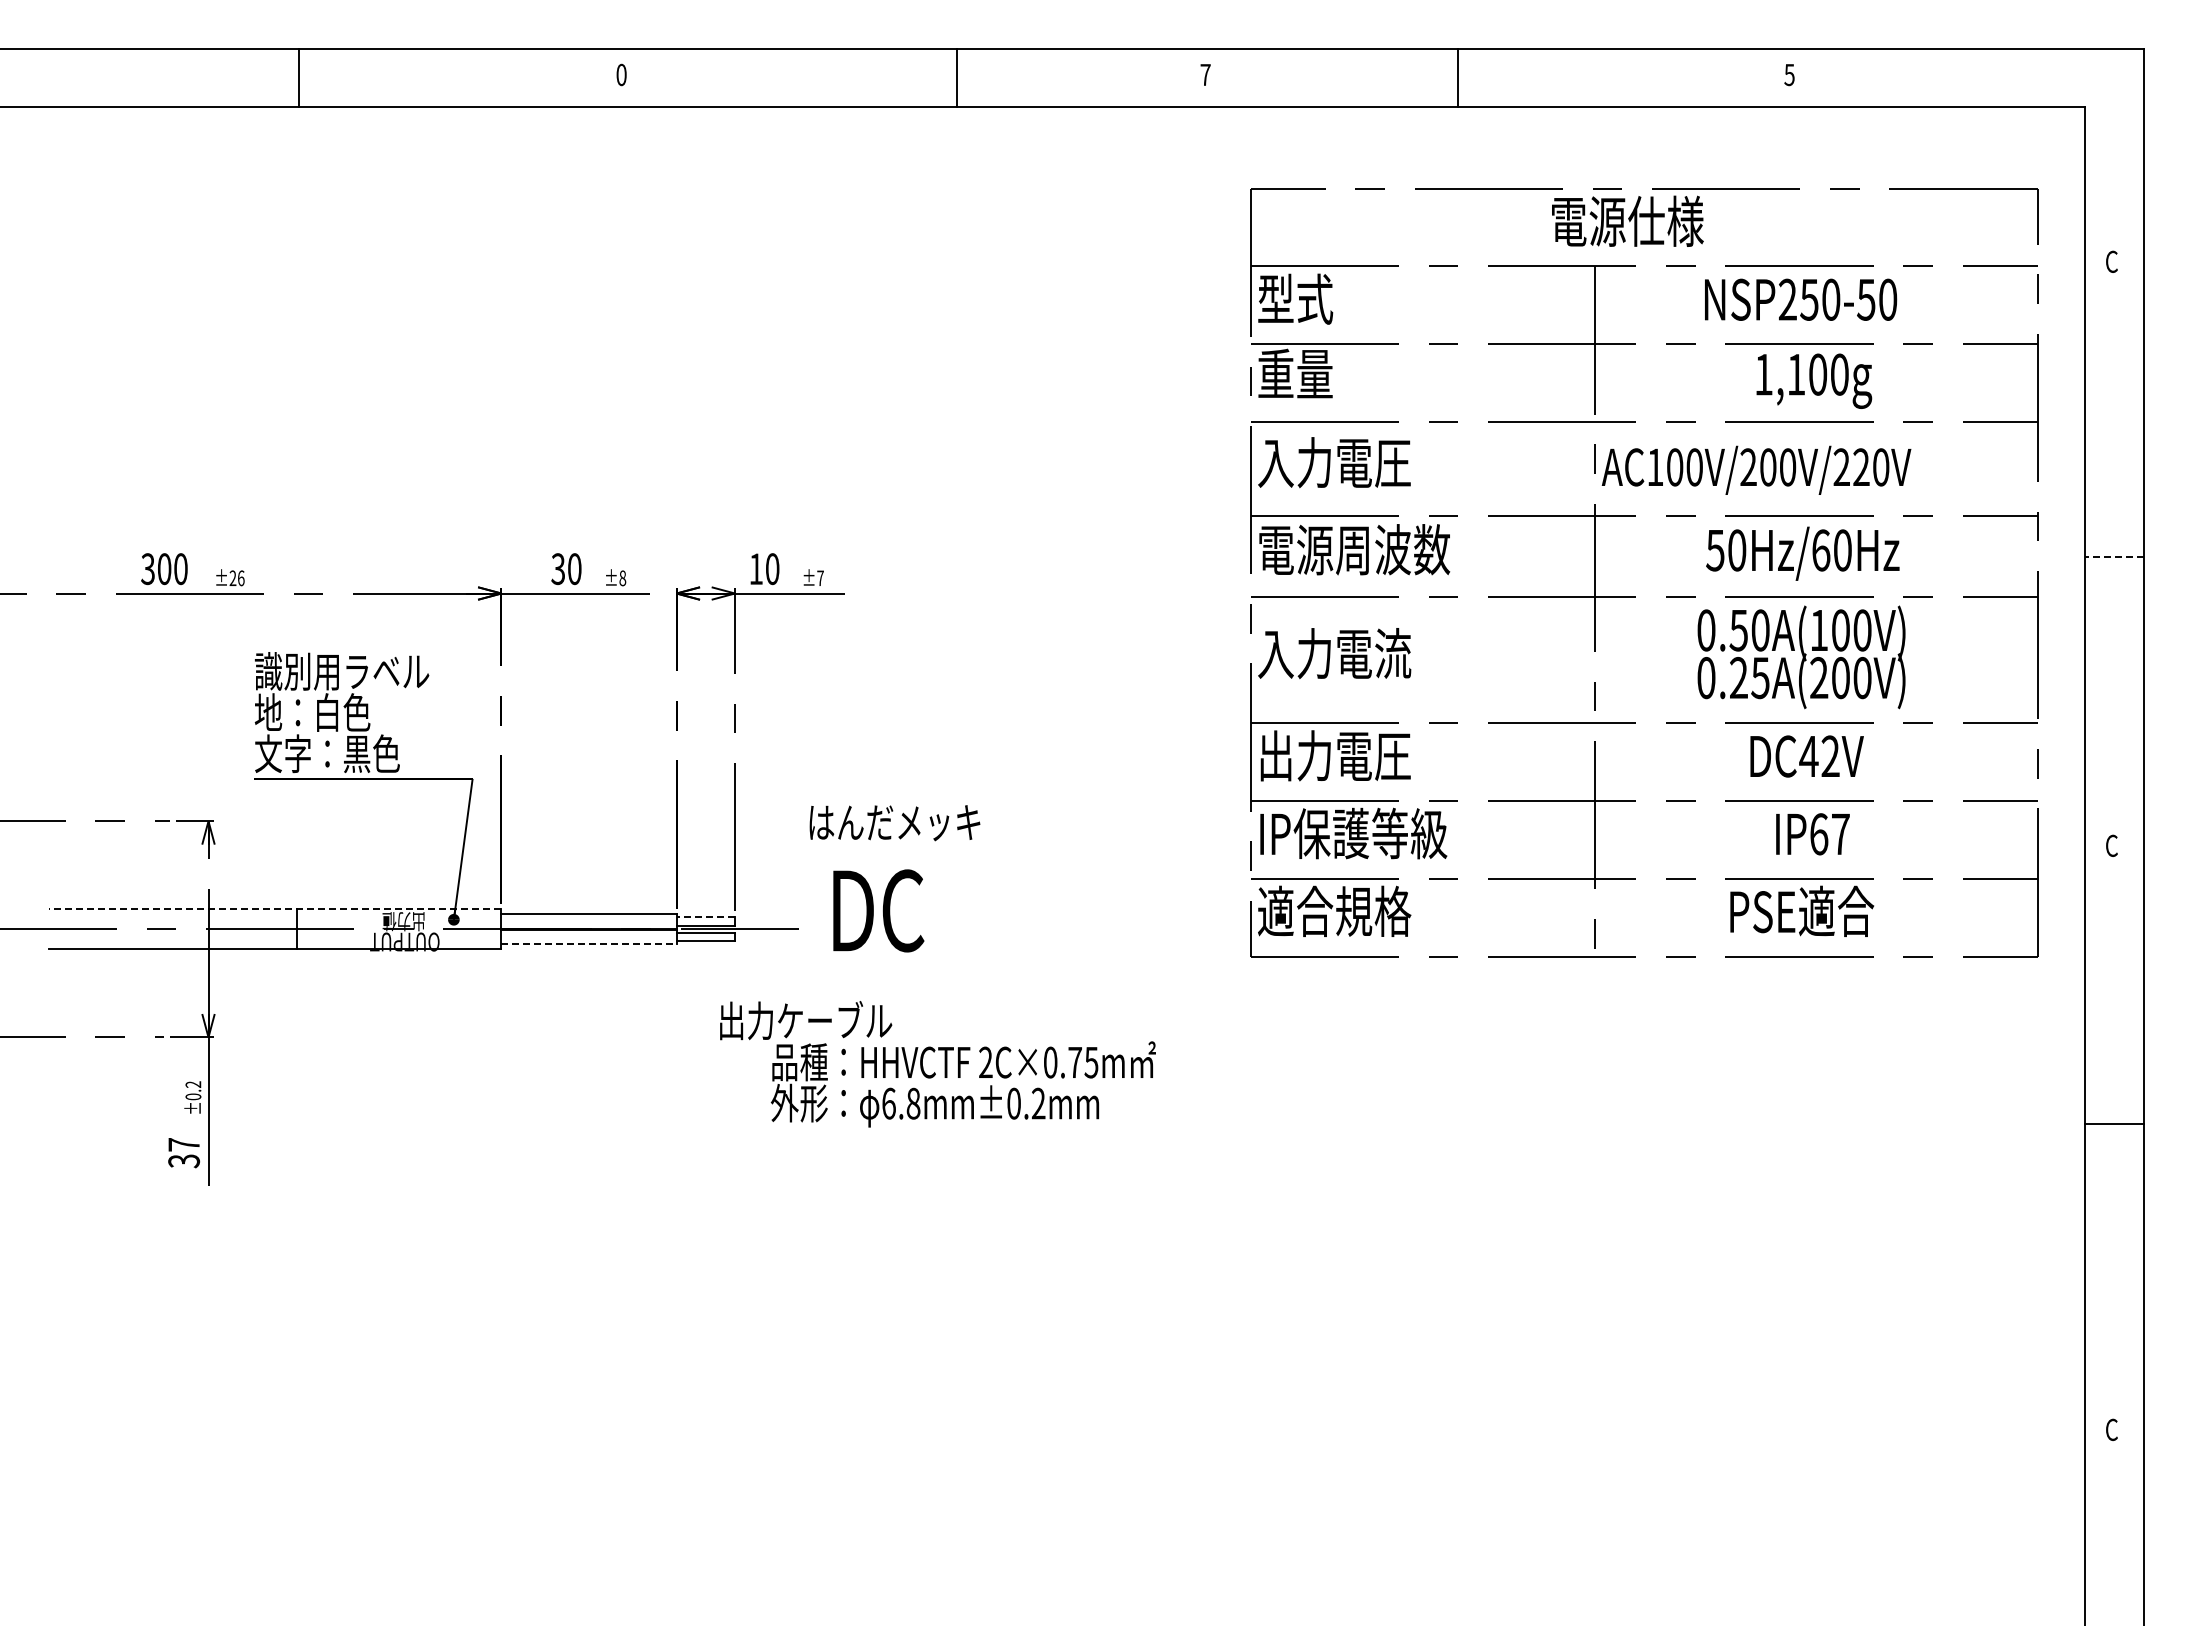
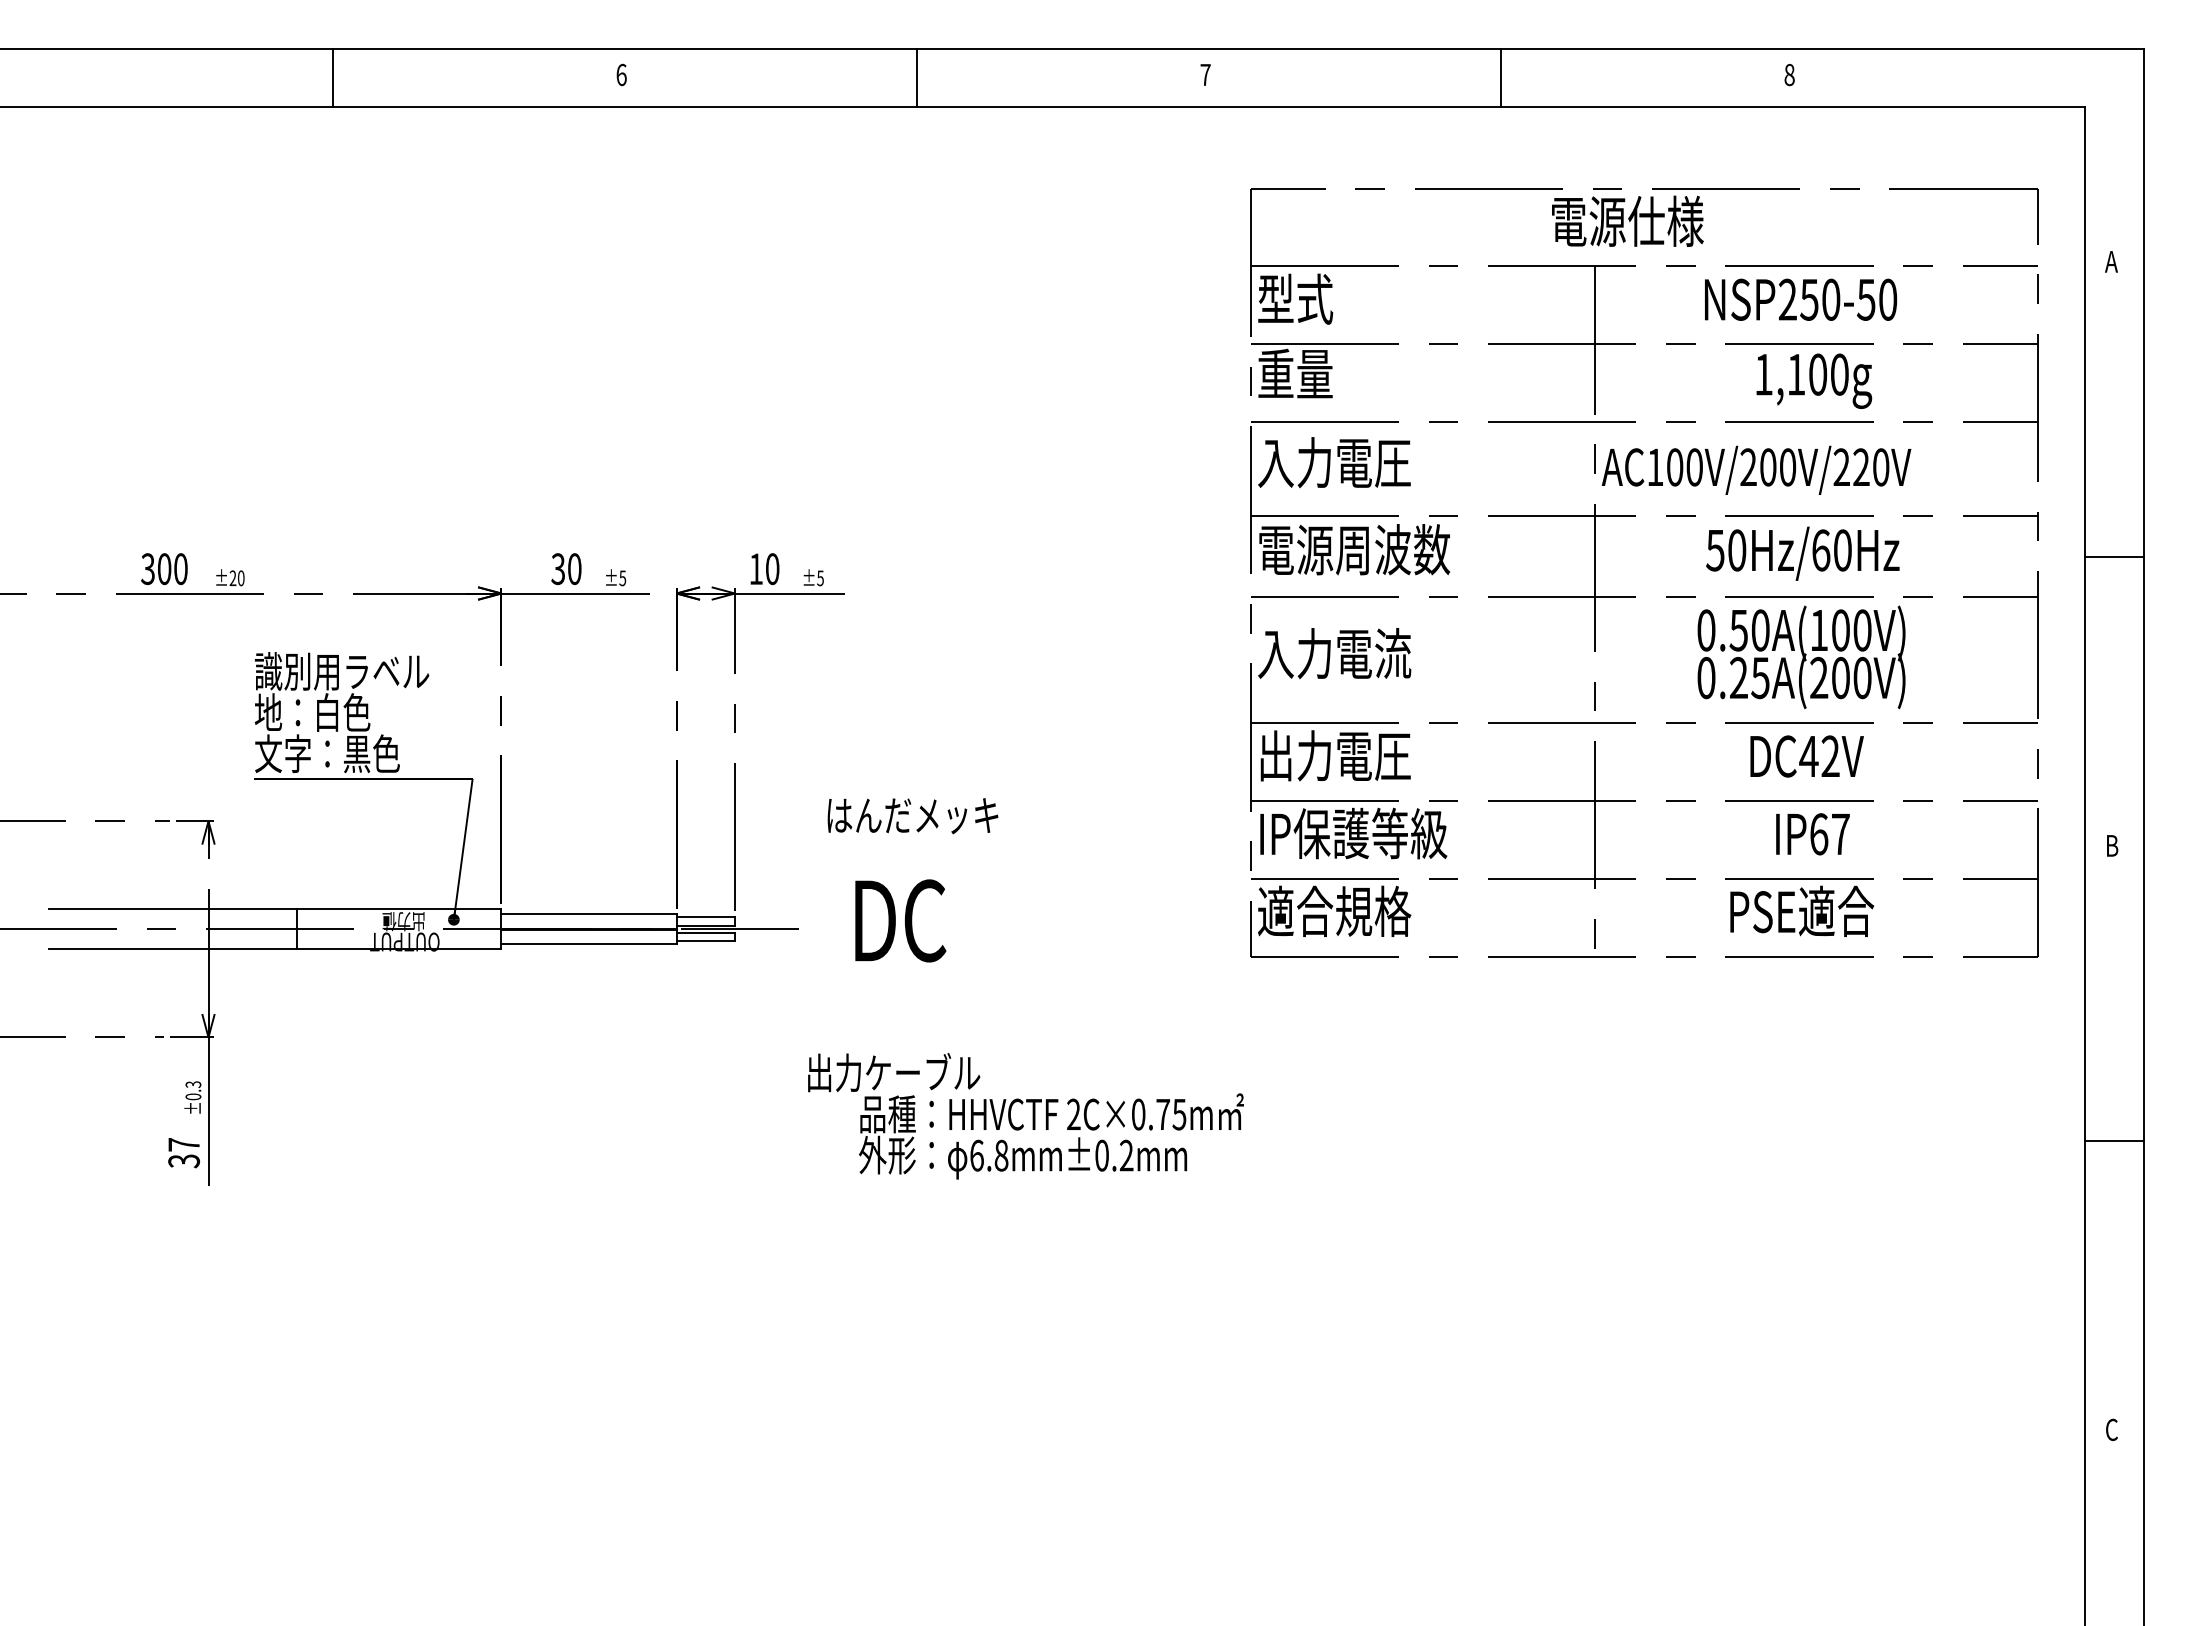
text: 0 -> 6 (621, 74)
text: 5 -> 8 (1789, 74)
line position: (299, 77) -> (333, 77) (333, 77)
line position: (957, 77) -> (917, 77) (917, 77)
line position: (1458, 77) -> (1501, 77) (1501, 77)
text: C -> A (2111, 261)
line: dashed -> solid (2114, 556)
text: ±26 -> ±20 (241, 577)
text: ±8 -> ±5 (622, 578)
text: ±7 -> ±5 (820, 578)
text position: (894, 823) -> (912, 816) (912, 816)
text: C -> B (2112, 845)
line: dashed -> solid (274, 909)
text position: (878, 910) -> (900, 920) (900, 920)
line: dashed -> solid (705, 917)
line: dashed -> solid (589, 944)
text position: (937, 1064) -> (1025, 1116) (1025, 1116)
text: ±0.2 -> ±0.3 (193, 1084)
line position: (2114, 1123) -> (2114, 1140) (2114, 1140)
